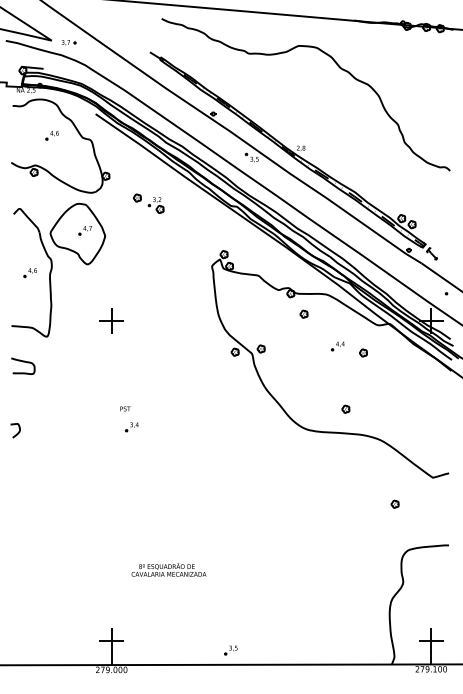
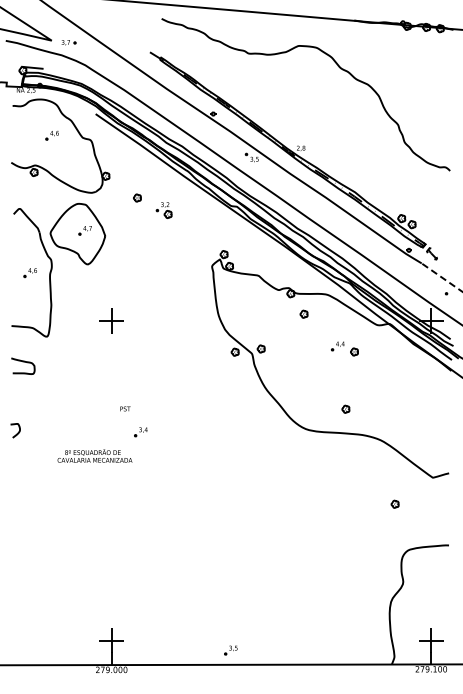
part position: (155, 205) -> (163, 210) (163, 210)
line: solid -> dashed (442, 277)
part position: (363, 352) -> (354, 351) (354, 351)
part position: (131, 427) -> (140, 432) (140, 432)
text position: (168, 569) -> (94, 455) (94, 455)
